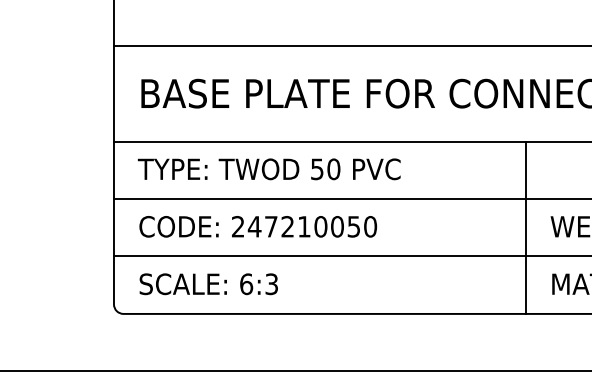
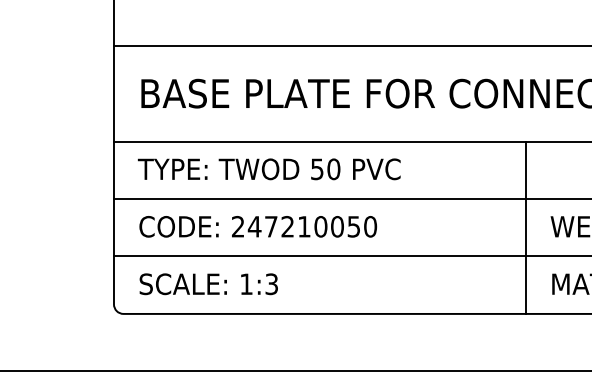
text: 6:3 -> 1:3 (246, 284)
